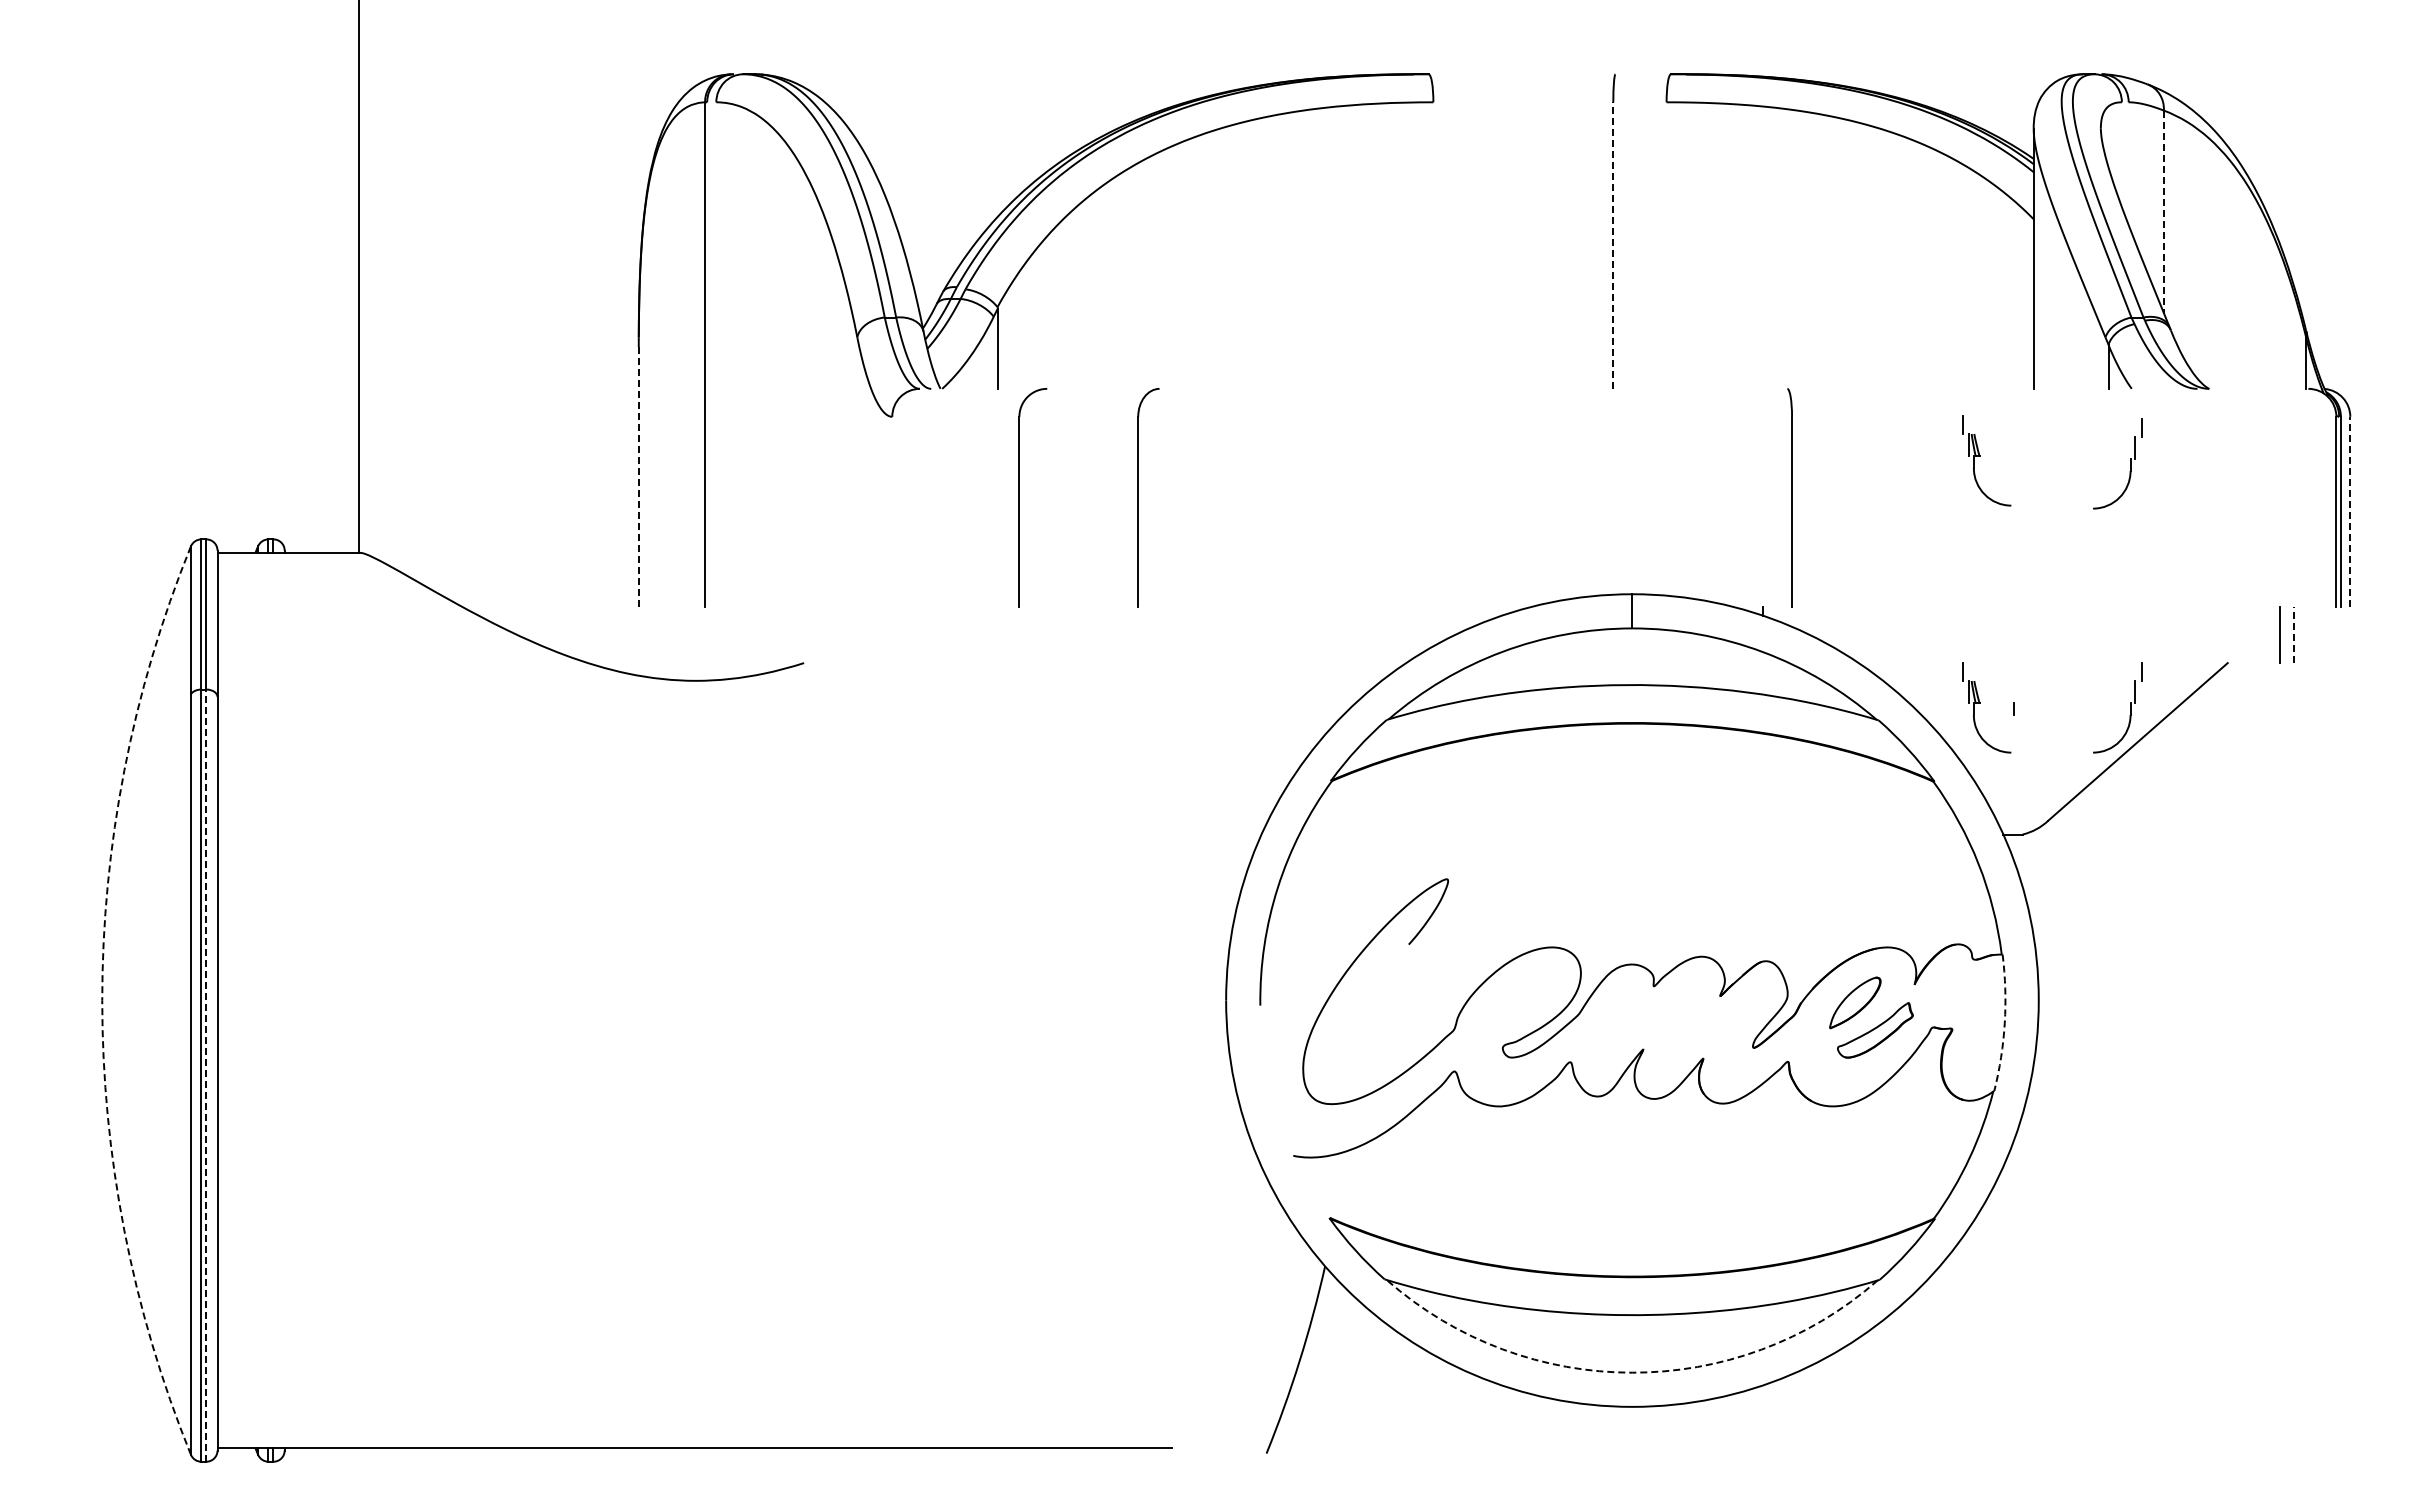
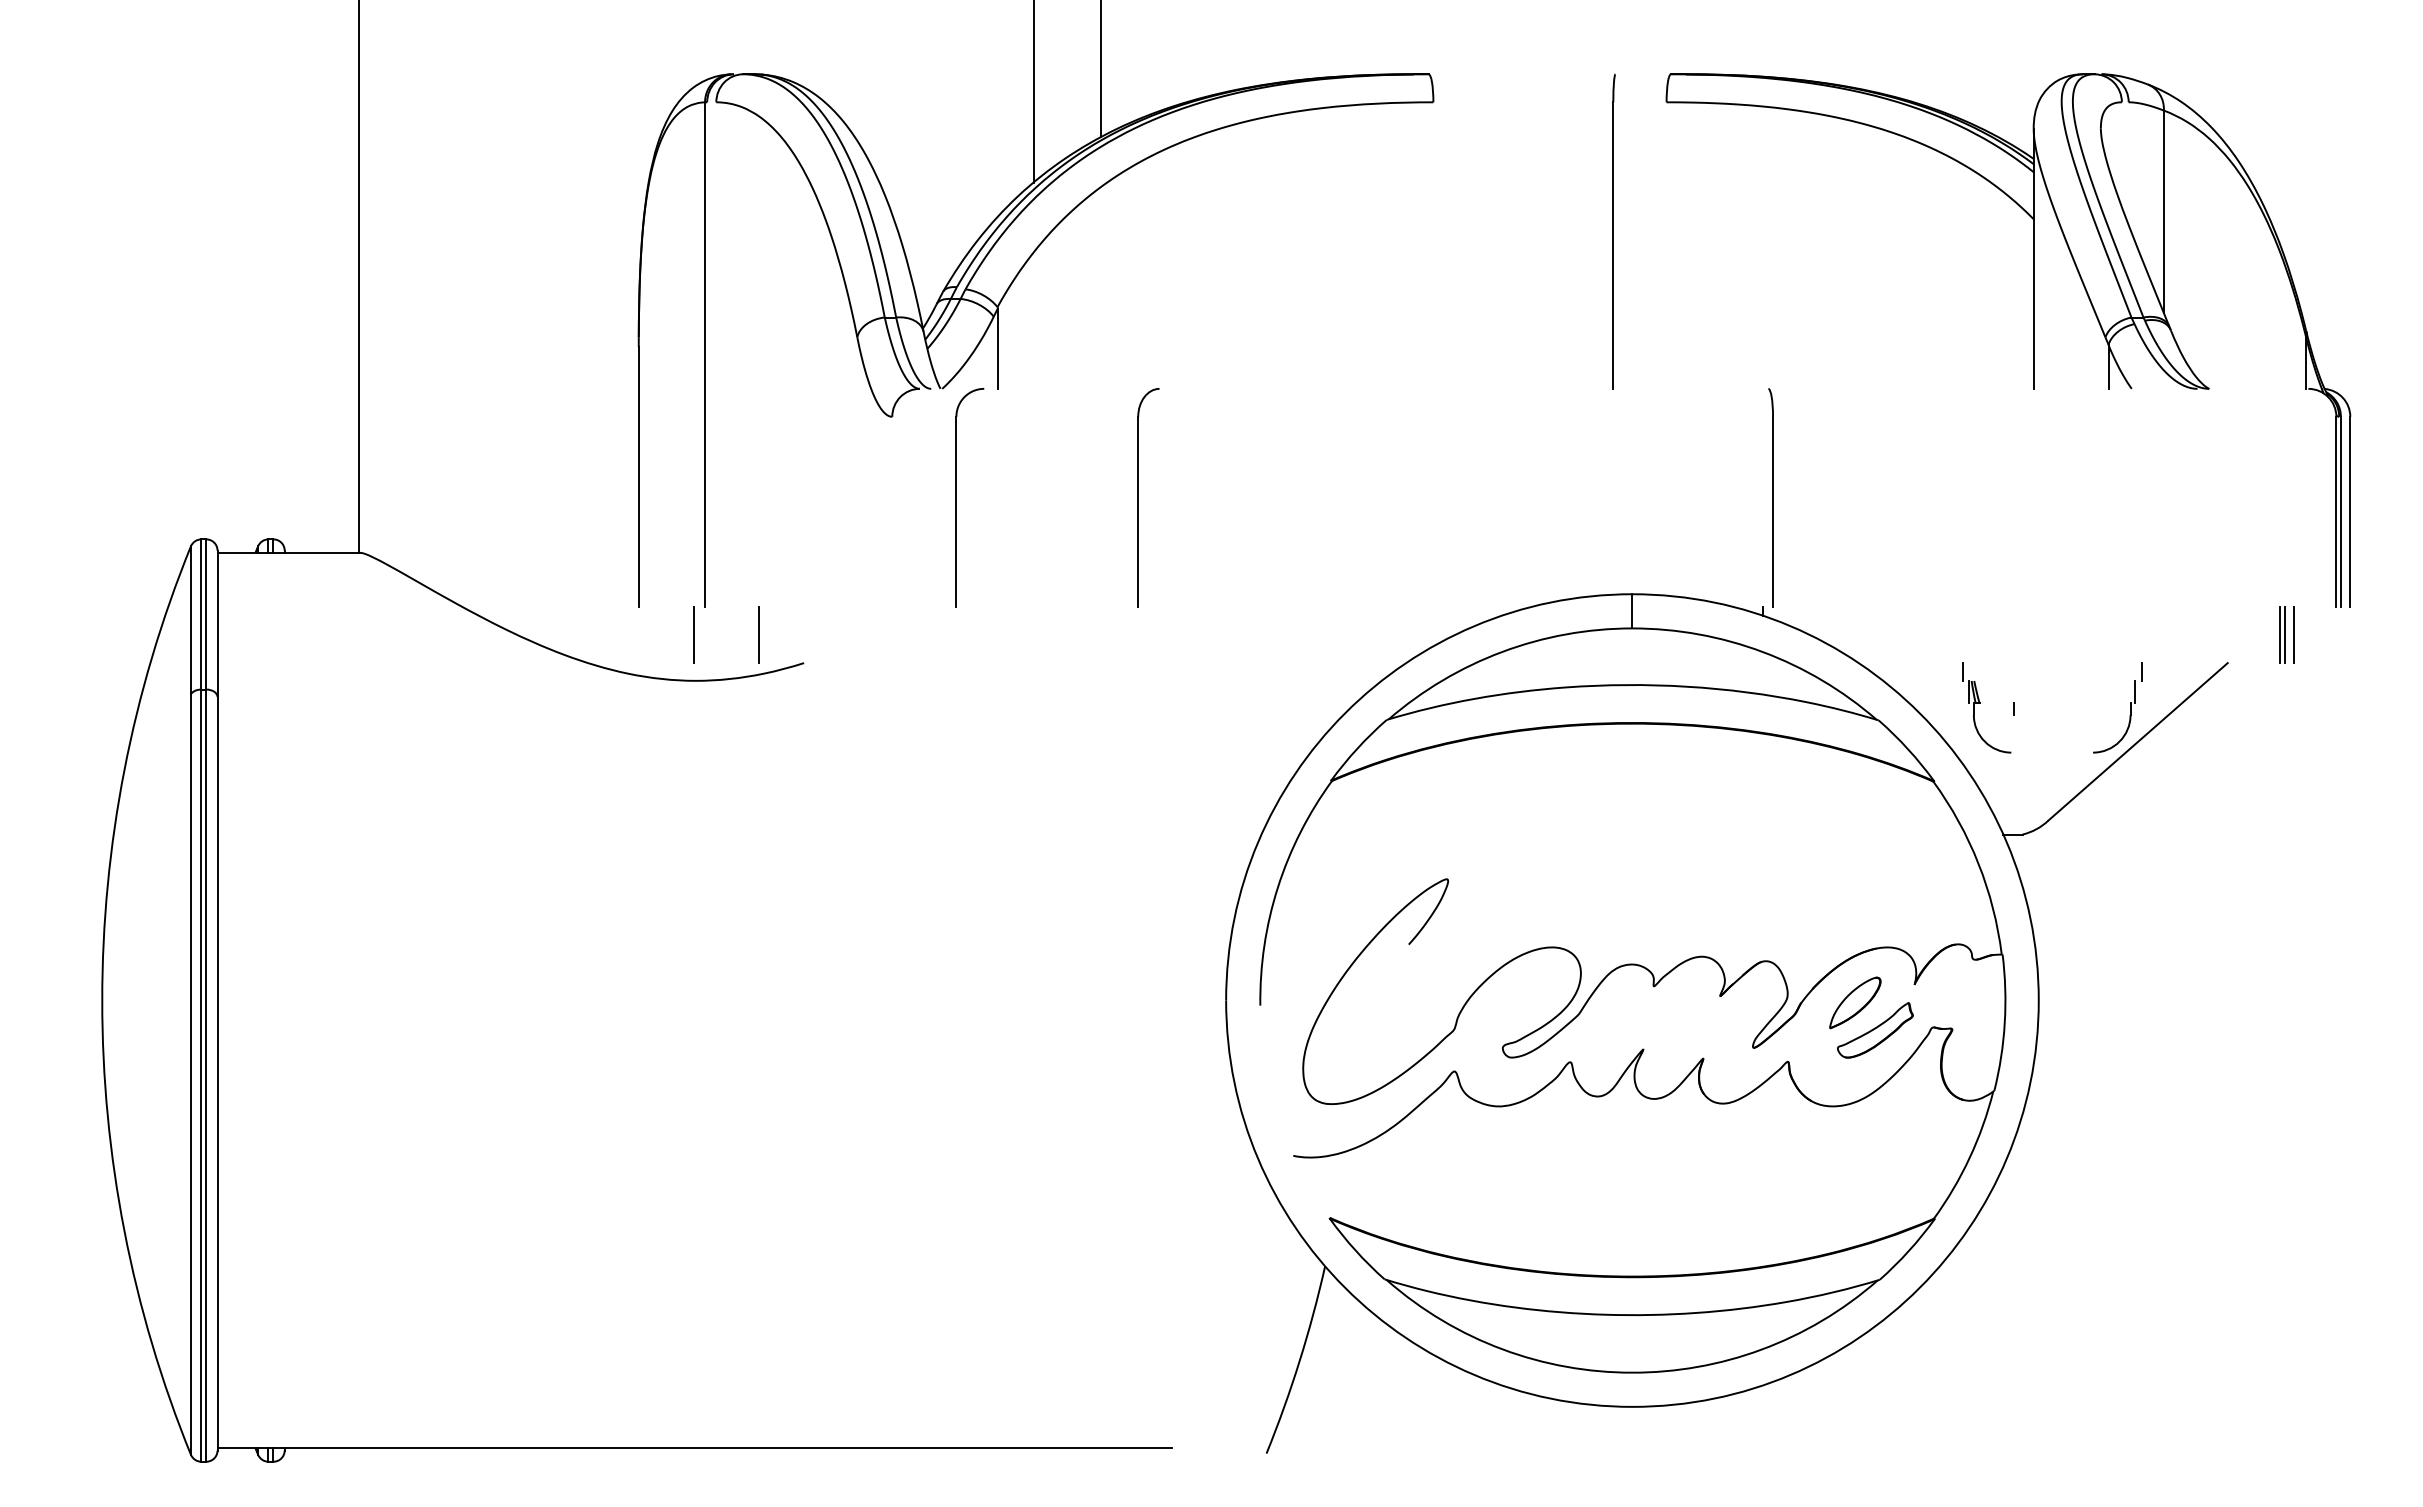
line: none -> present (1100, 69)
line: none -> present (1033, 92)
line: dashed -> solid (2163, 212)
line: dashed -> solid (1613, 245)
part: present -> none (1980, 456)
part: present -> none (2130, 463)
line: dashed -> solid (638, 476)
part position: (1019, 497) -> (956, 497) (956, 497)
part position: (1789, 497) -> (1770, 497) (1770, 497)
line: dashed -> solid (2350, 511)
line: none -> present (694, 635)
line: none -> present (758, 635)
line: none -> present (2284, 635)
line: dashed -> solid (2294, 635)
arc: dashed -> solid (102, 1000)
arc: dashed -> solid (2004, 1023)
line: dashed -> solid (206, 1075)
arc: dashed -> solid (1632, 1372)
